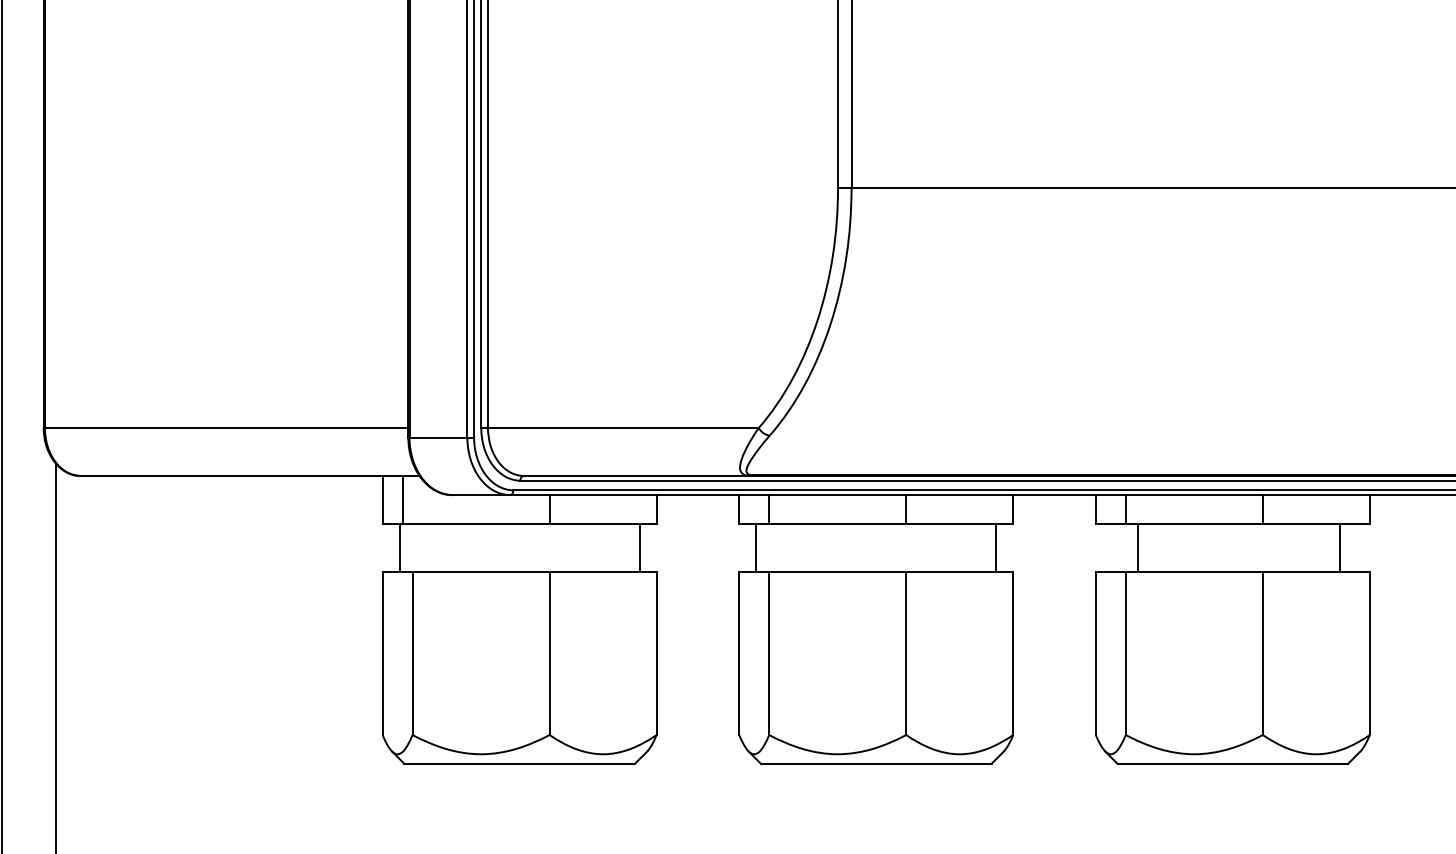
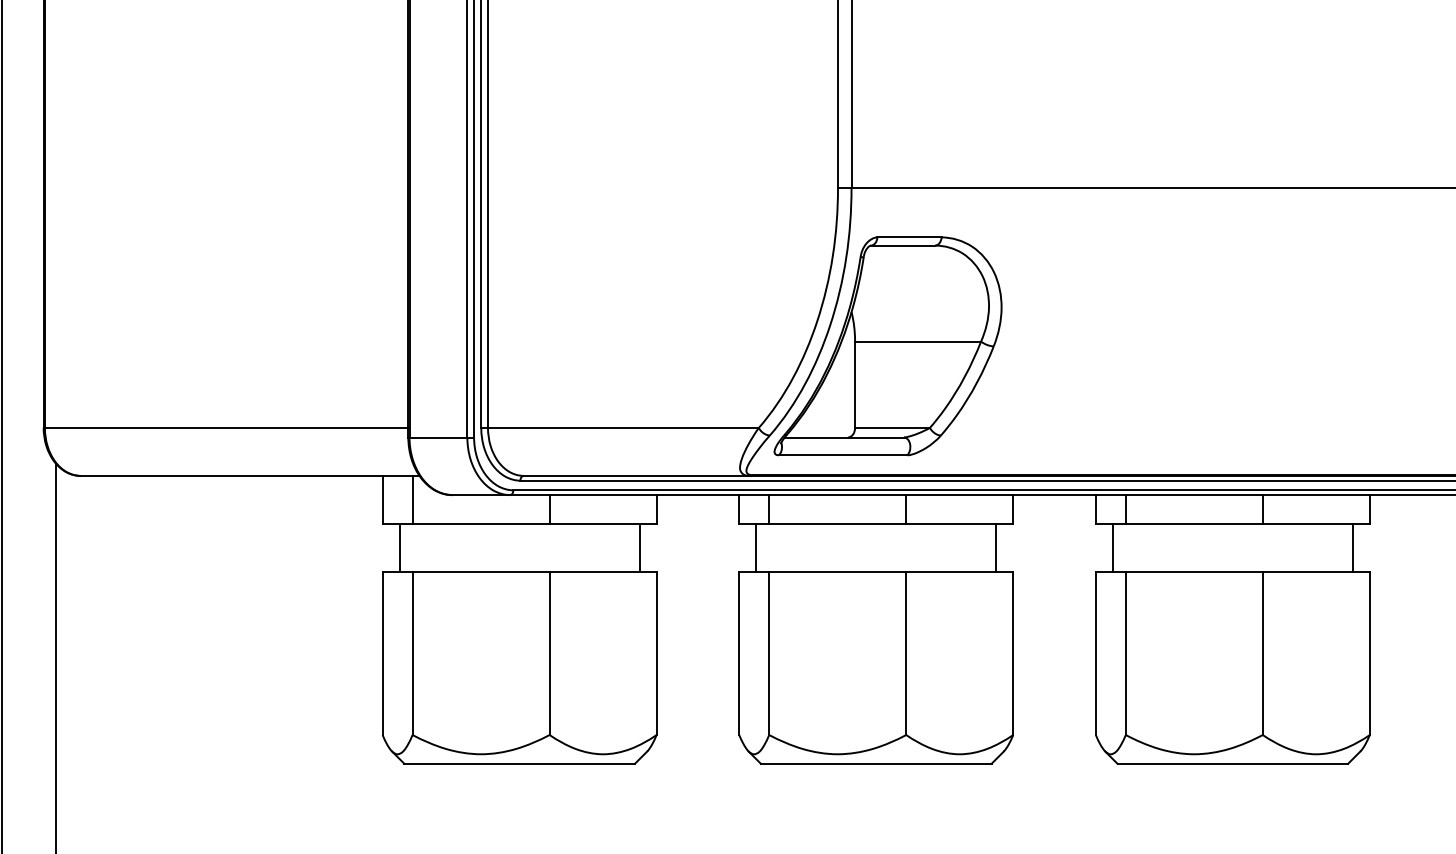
part: none -> present (887, 346)
line position: (402, 499) -> (412, 499) (412, 499)
line position: (1137, 547) -> (1112, 547) (1112, 547)
line position: (1339, 547) -> (1352, 547) (1352, 547)
